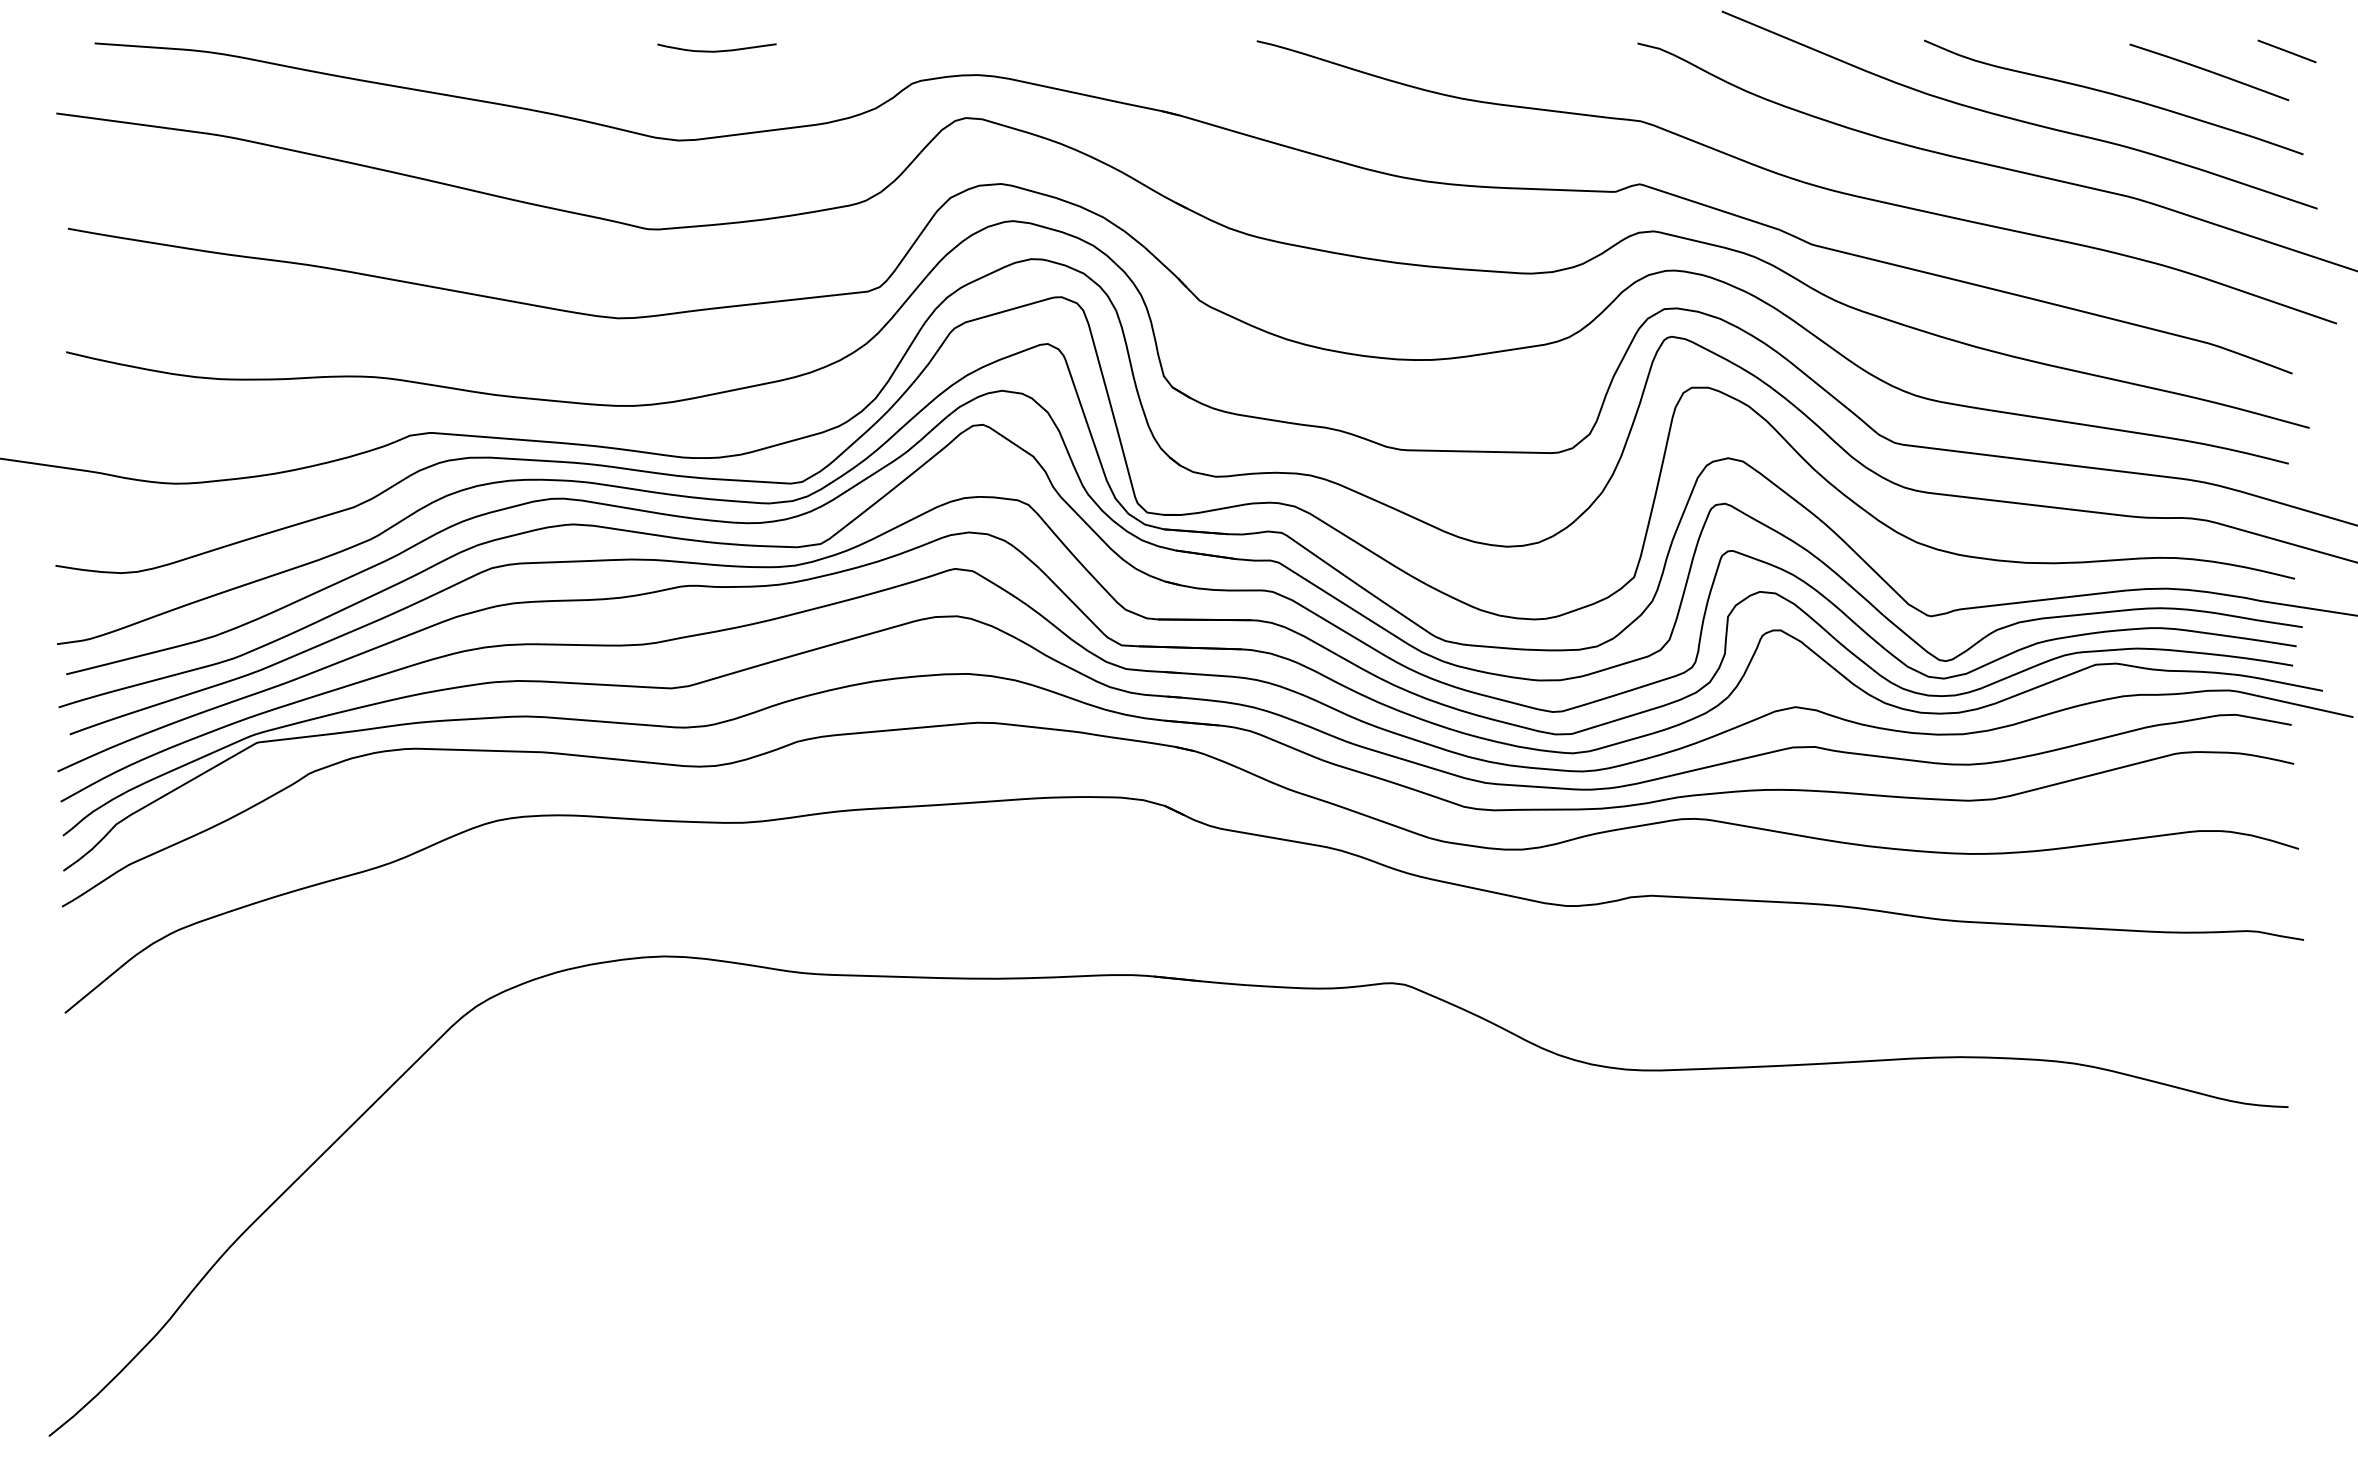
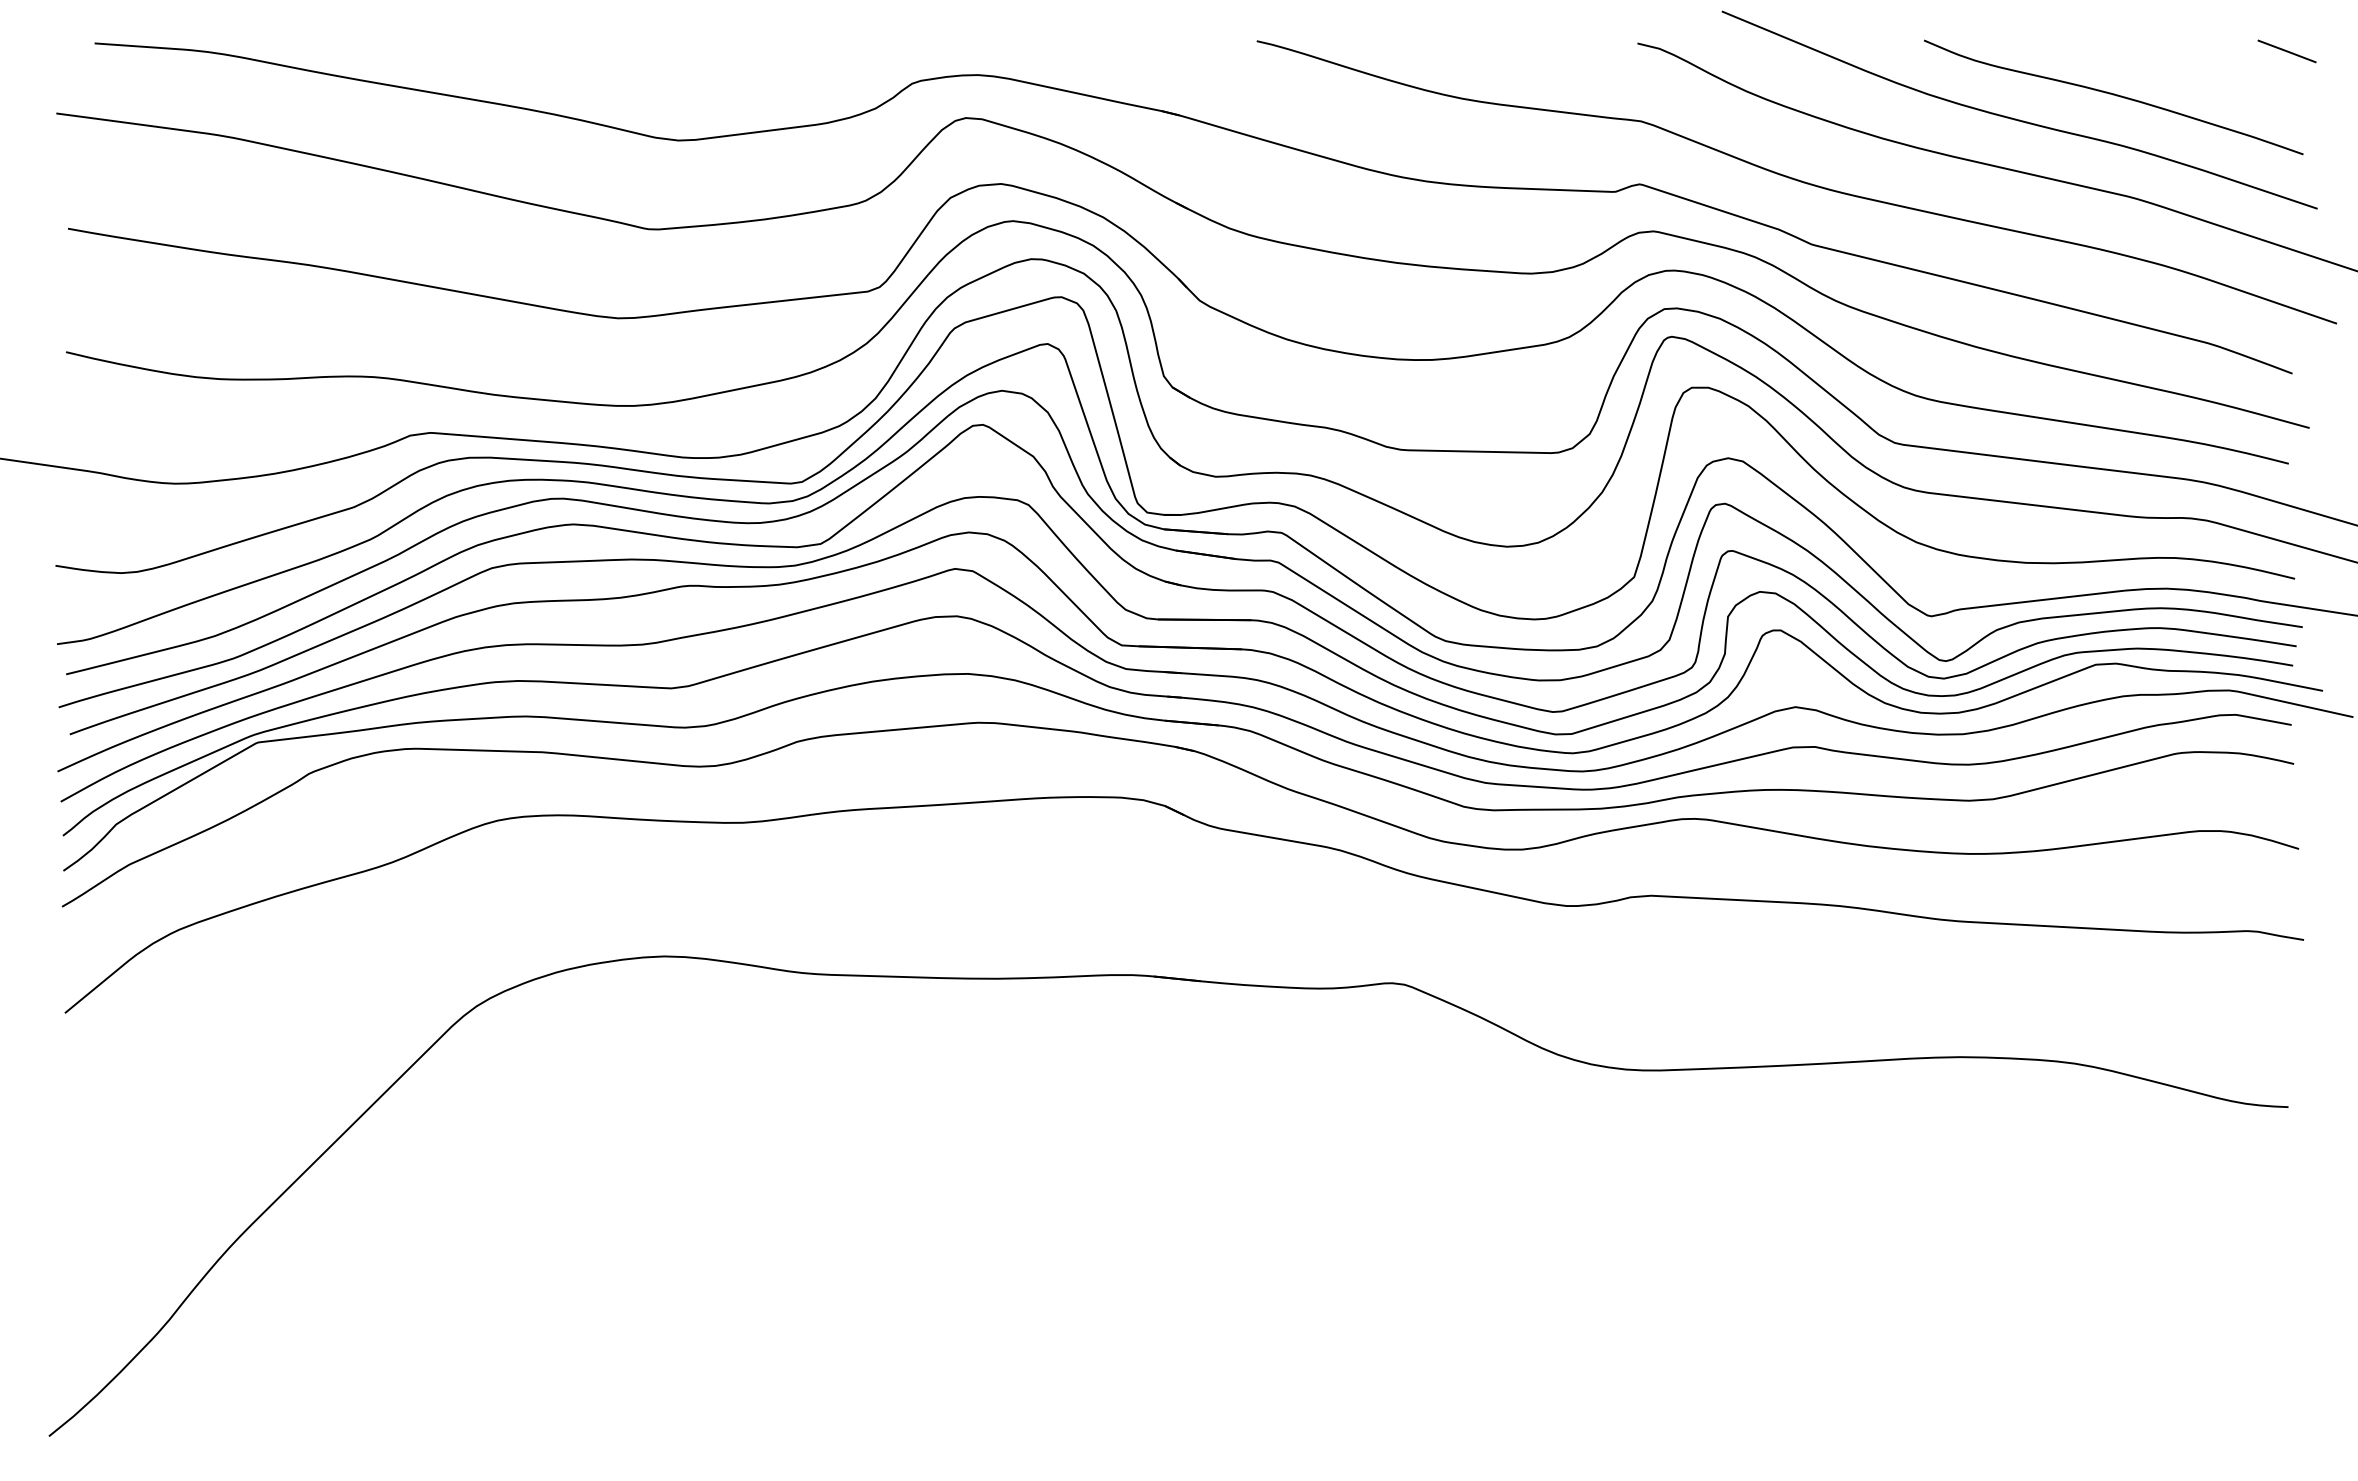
curve: present -> none (716, 50)
curve: present -> none (2209, 72)
